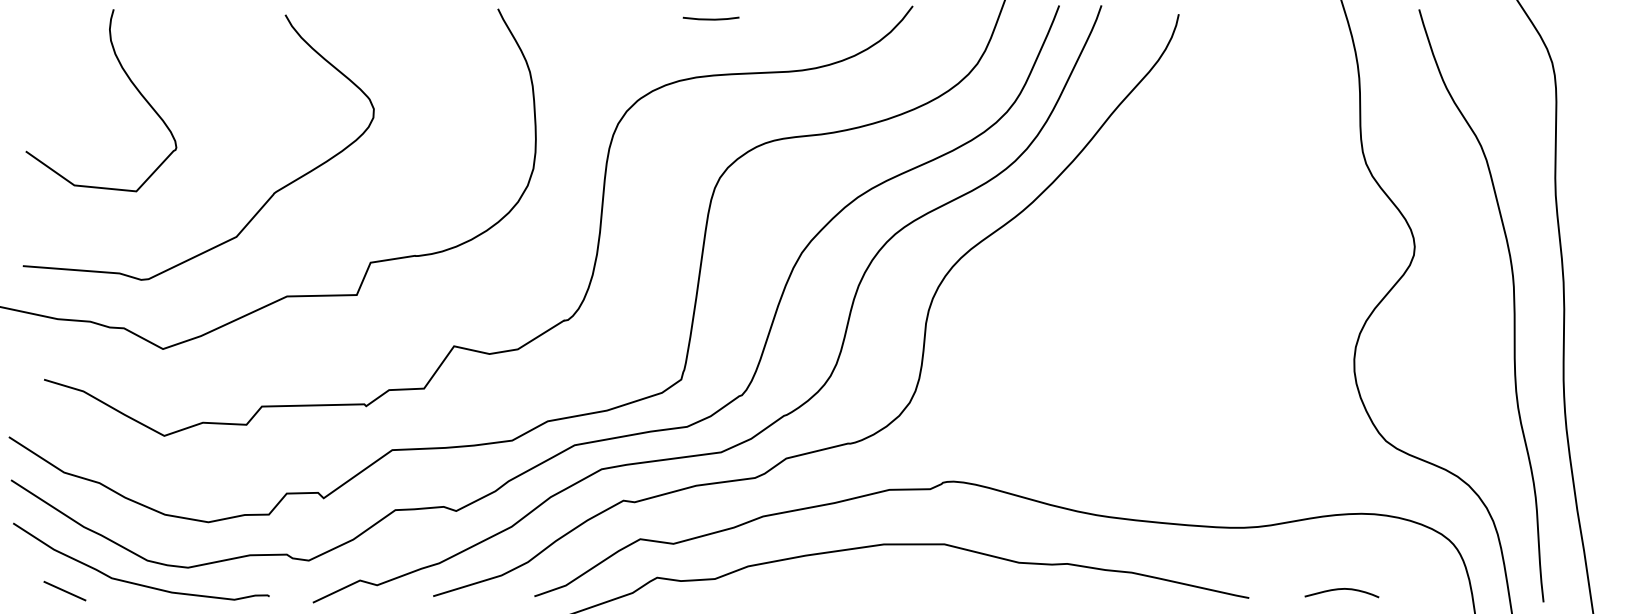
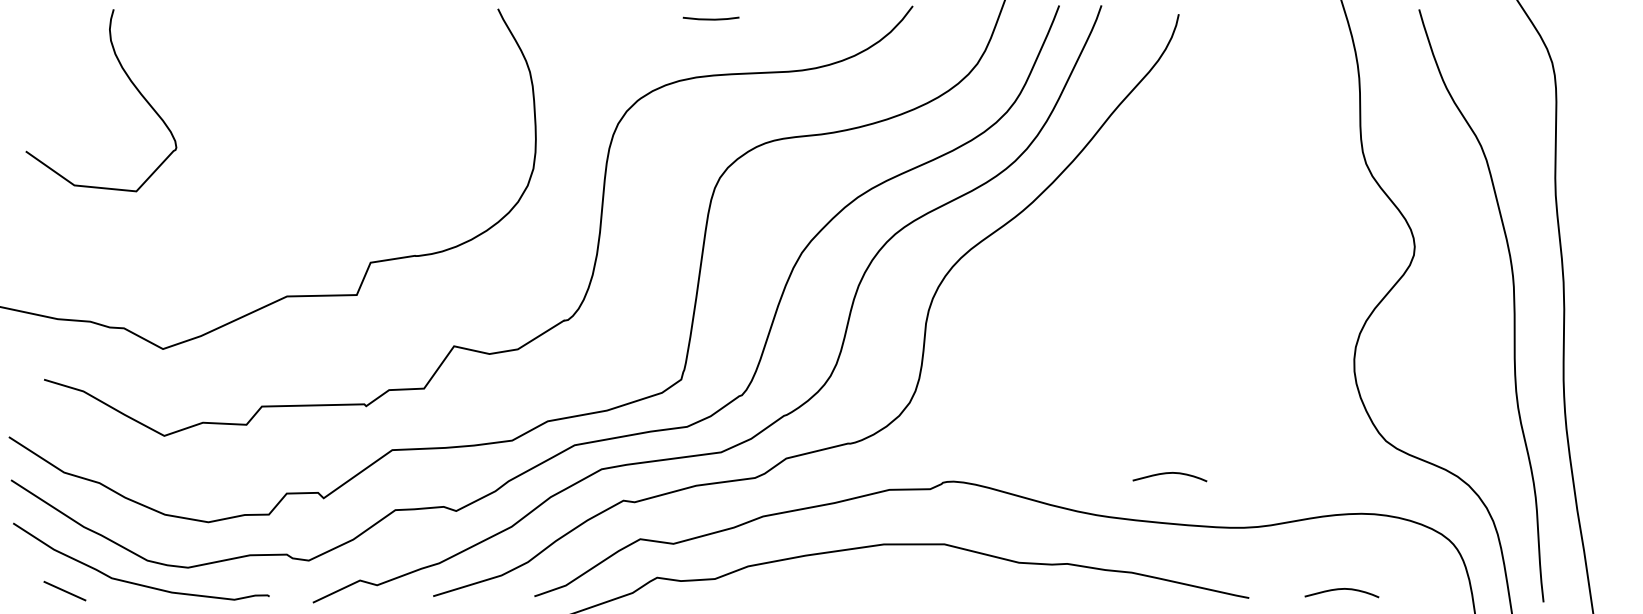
curve: present -> none (260, 207)
curve: none -> present (1169, 473)
